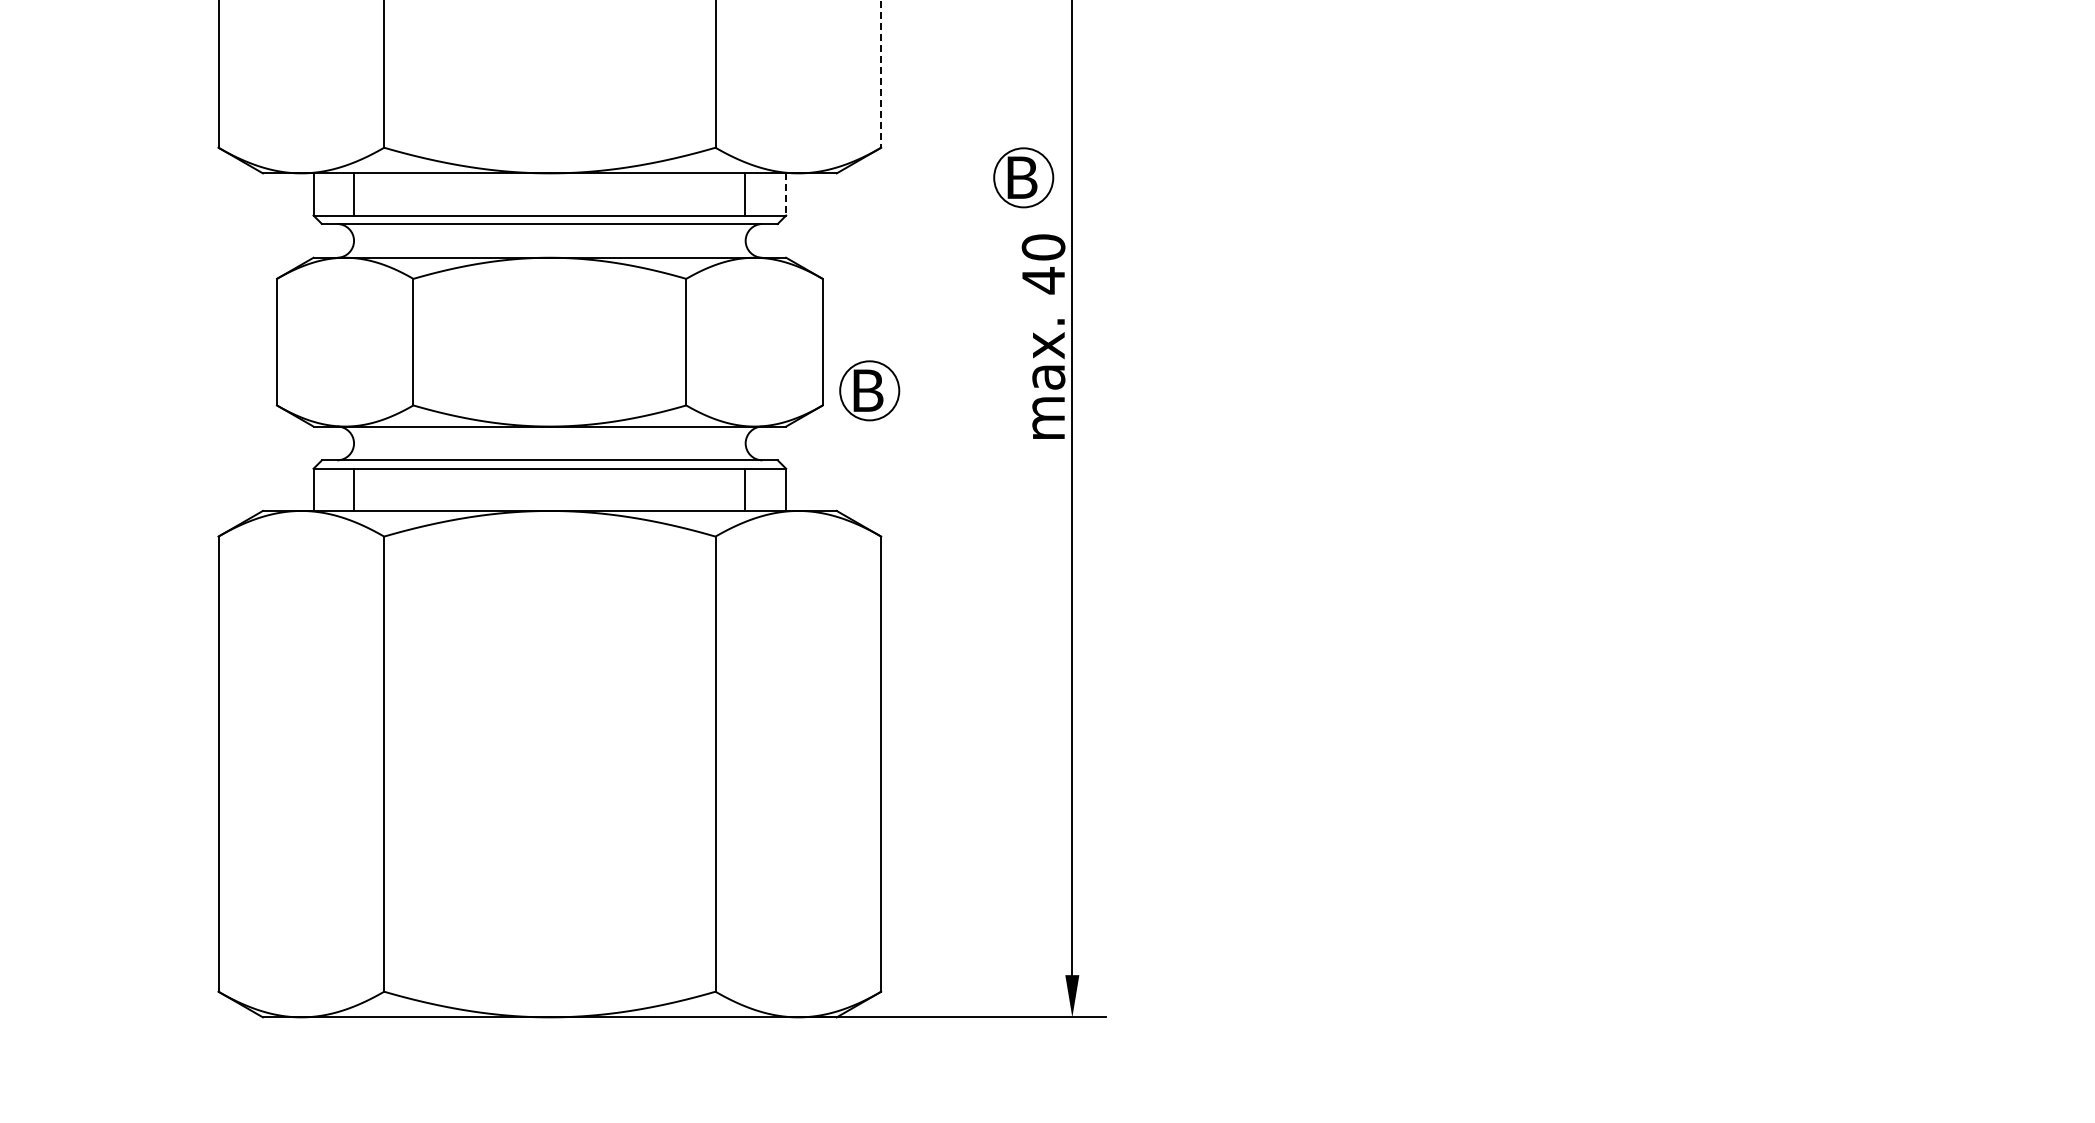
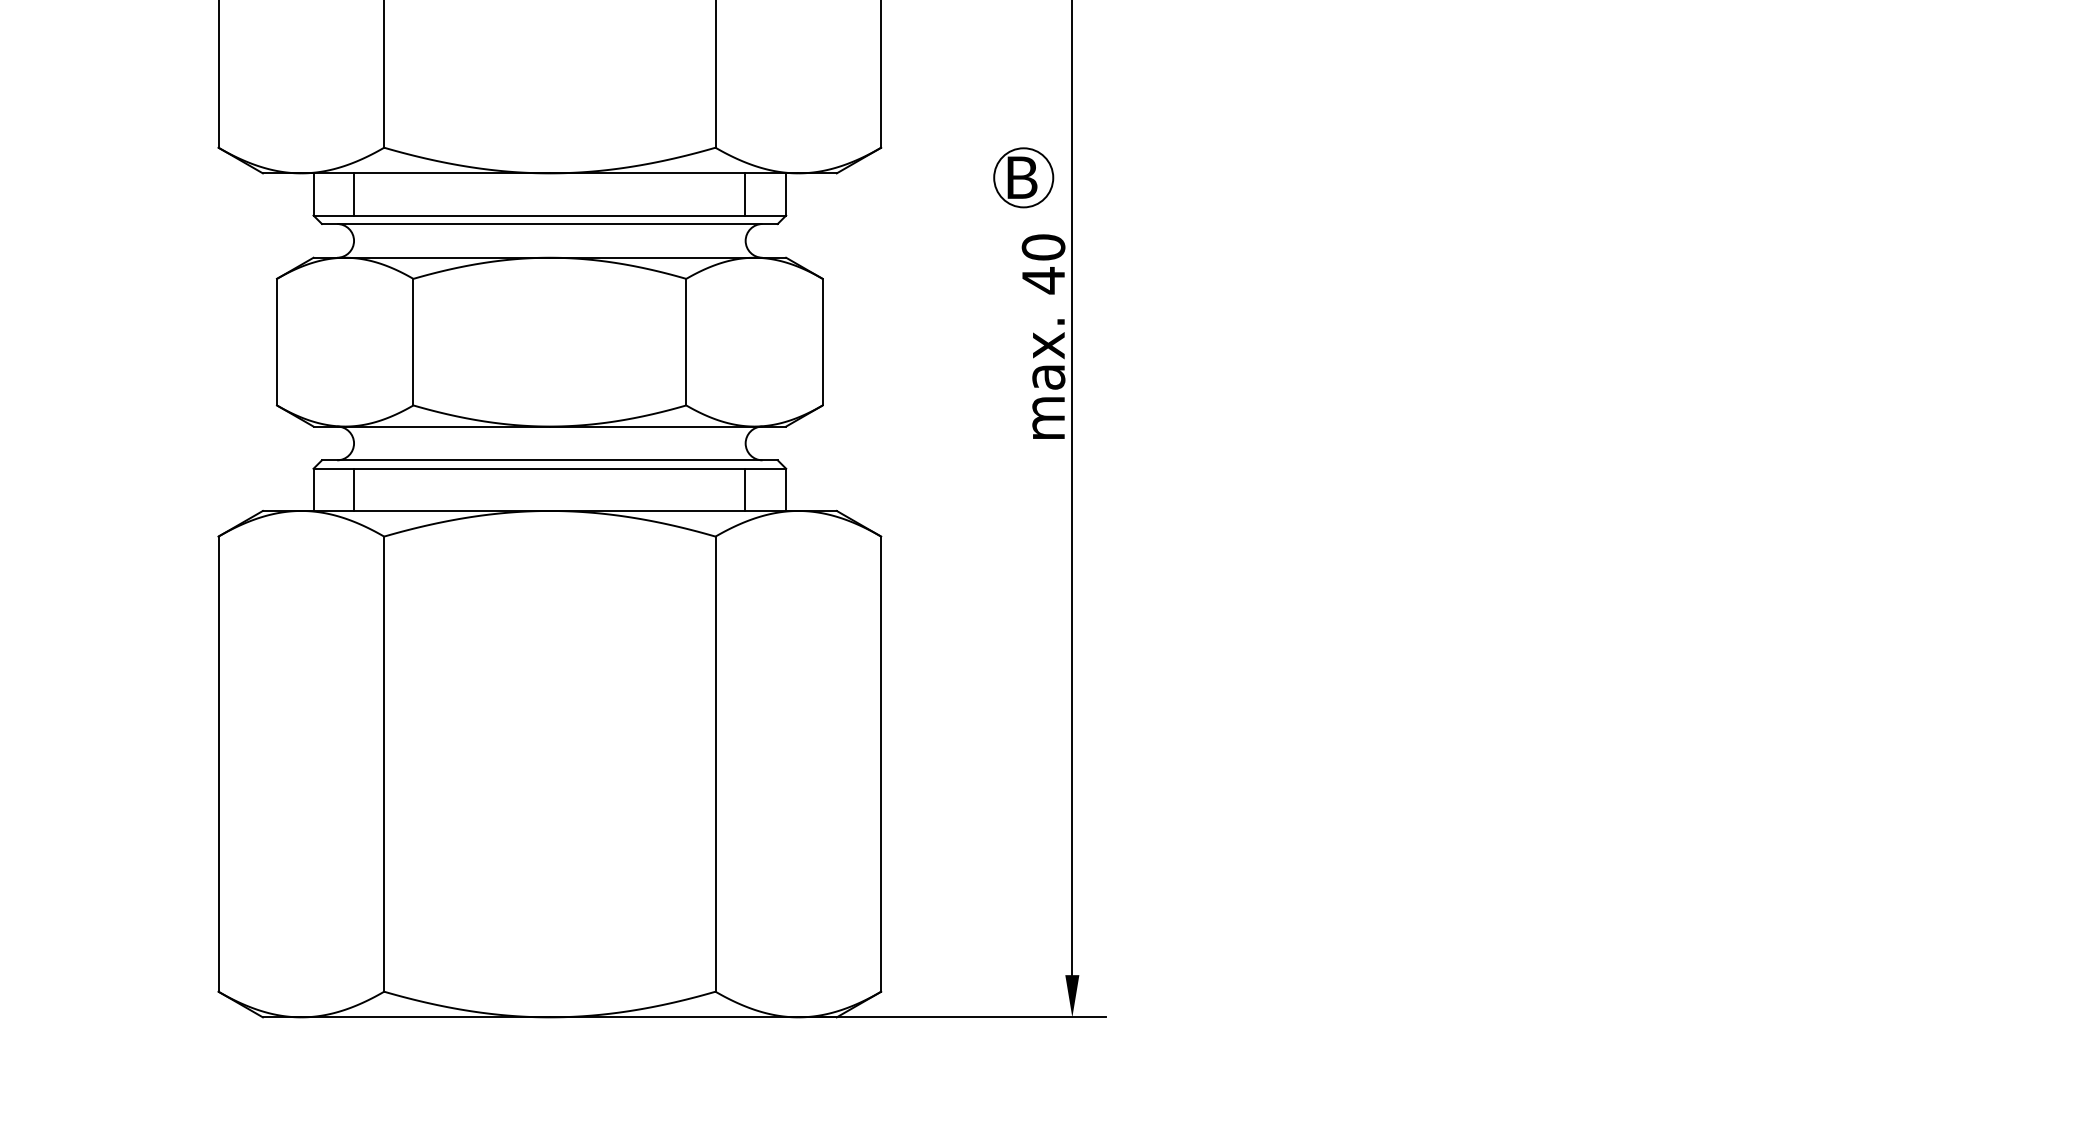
line: dashed -> solid (881, 73)
line: dashed -> solid (786, 194)
part: present -> none (869, 390)
